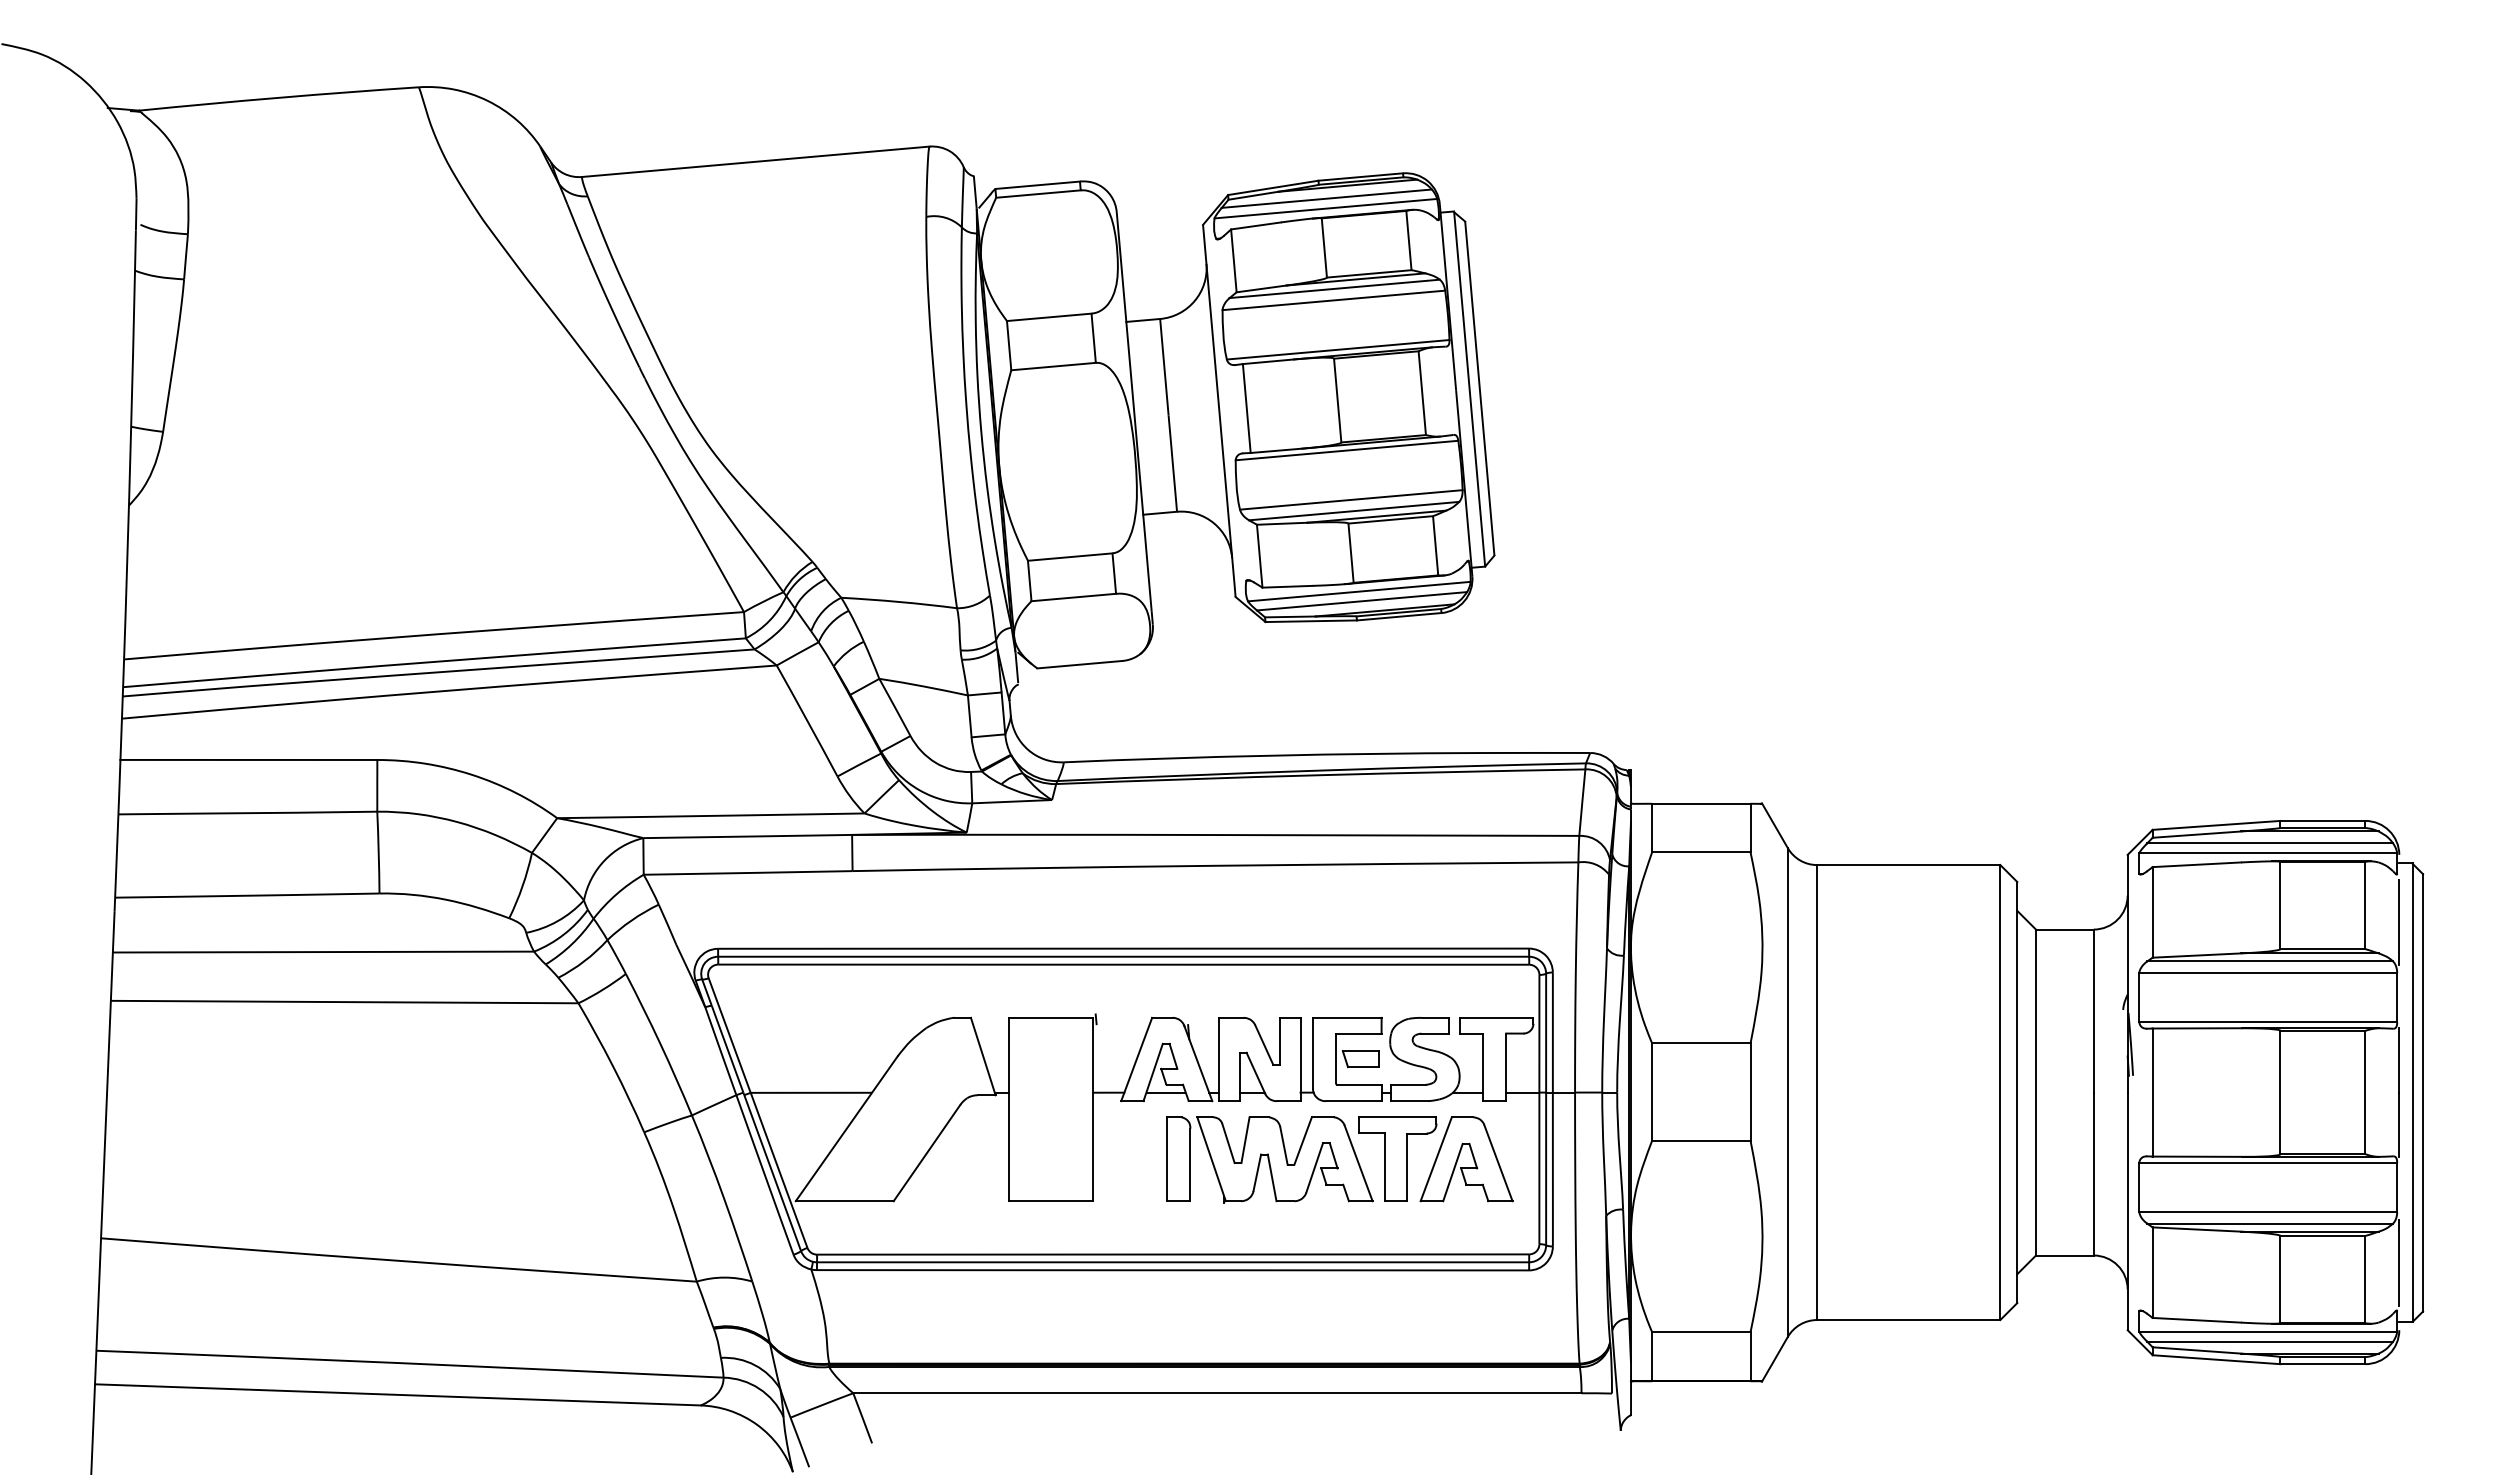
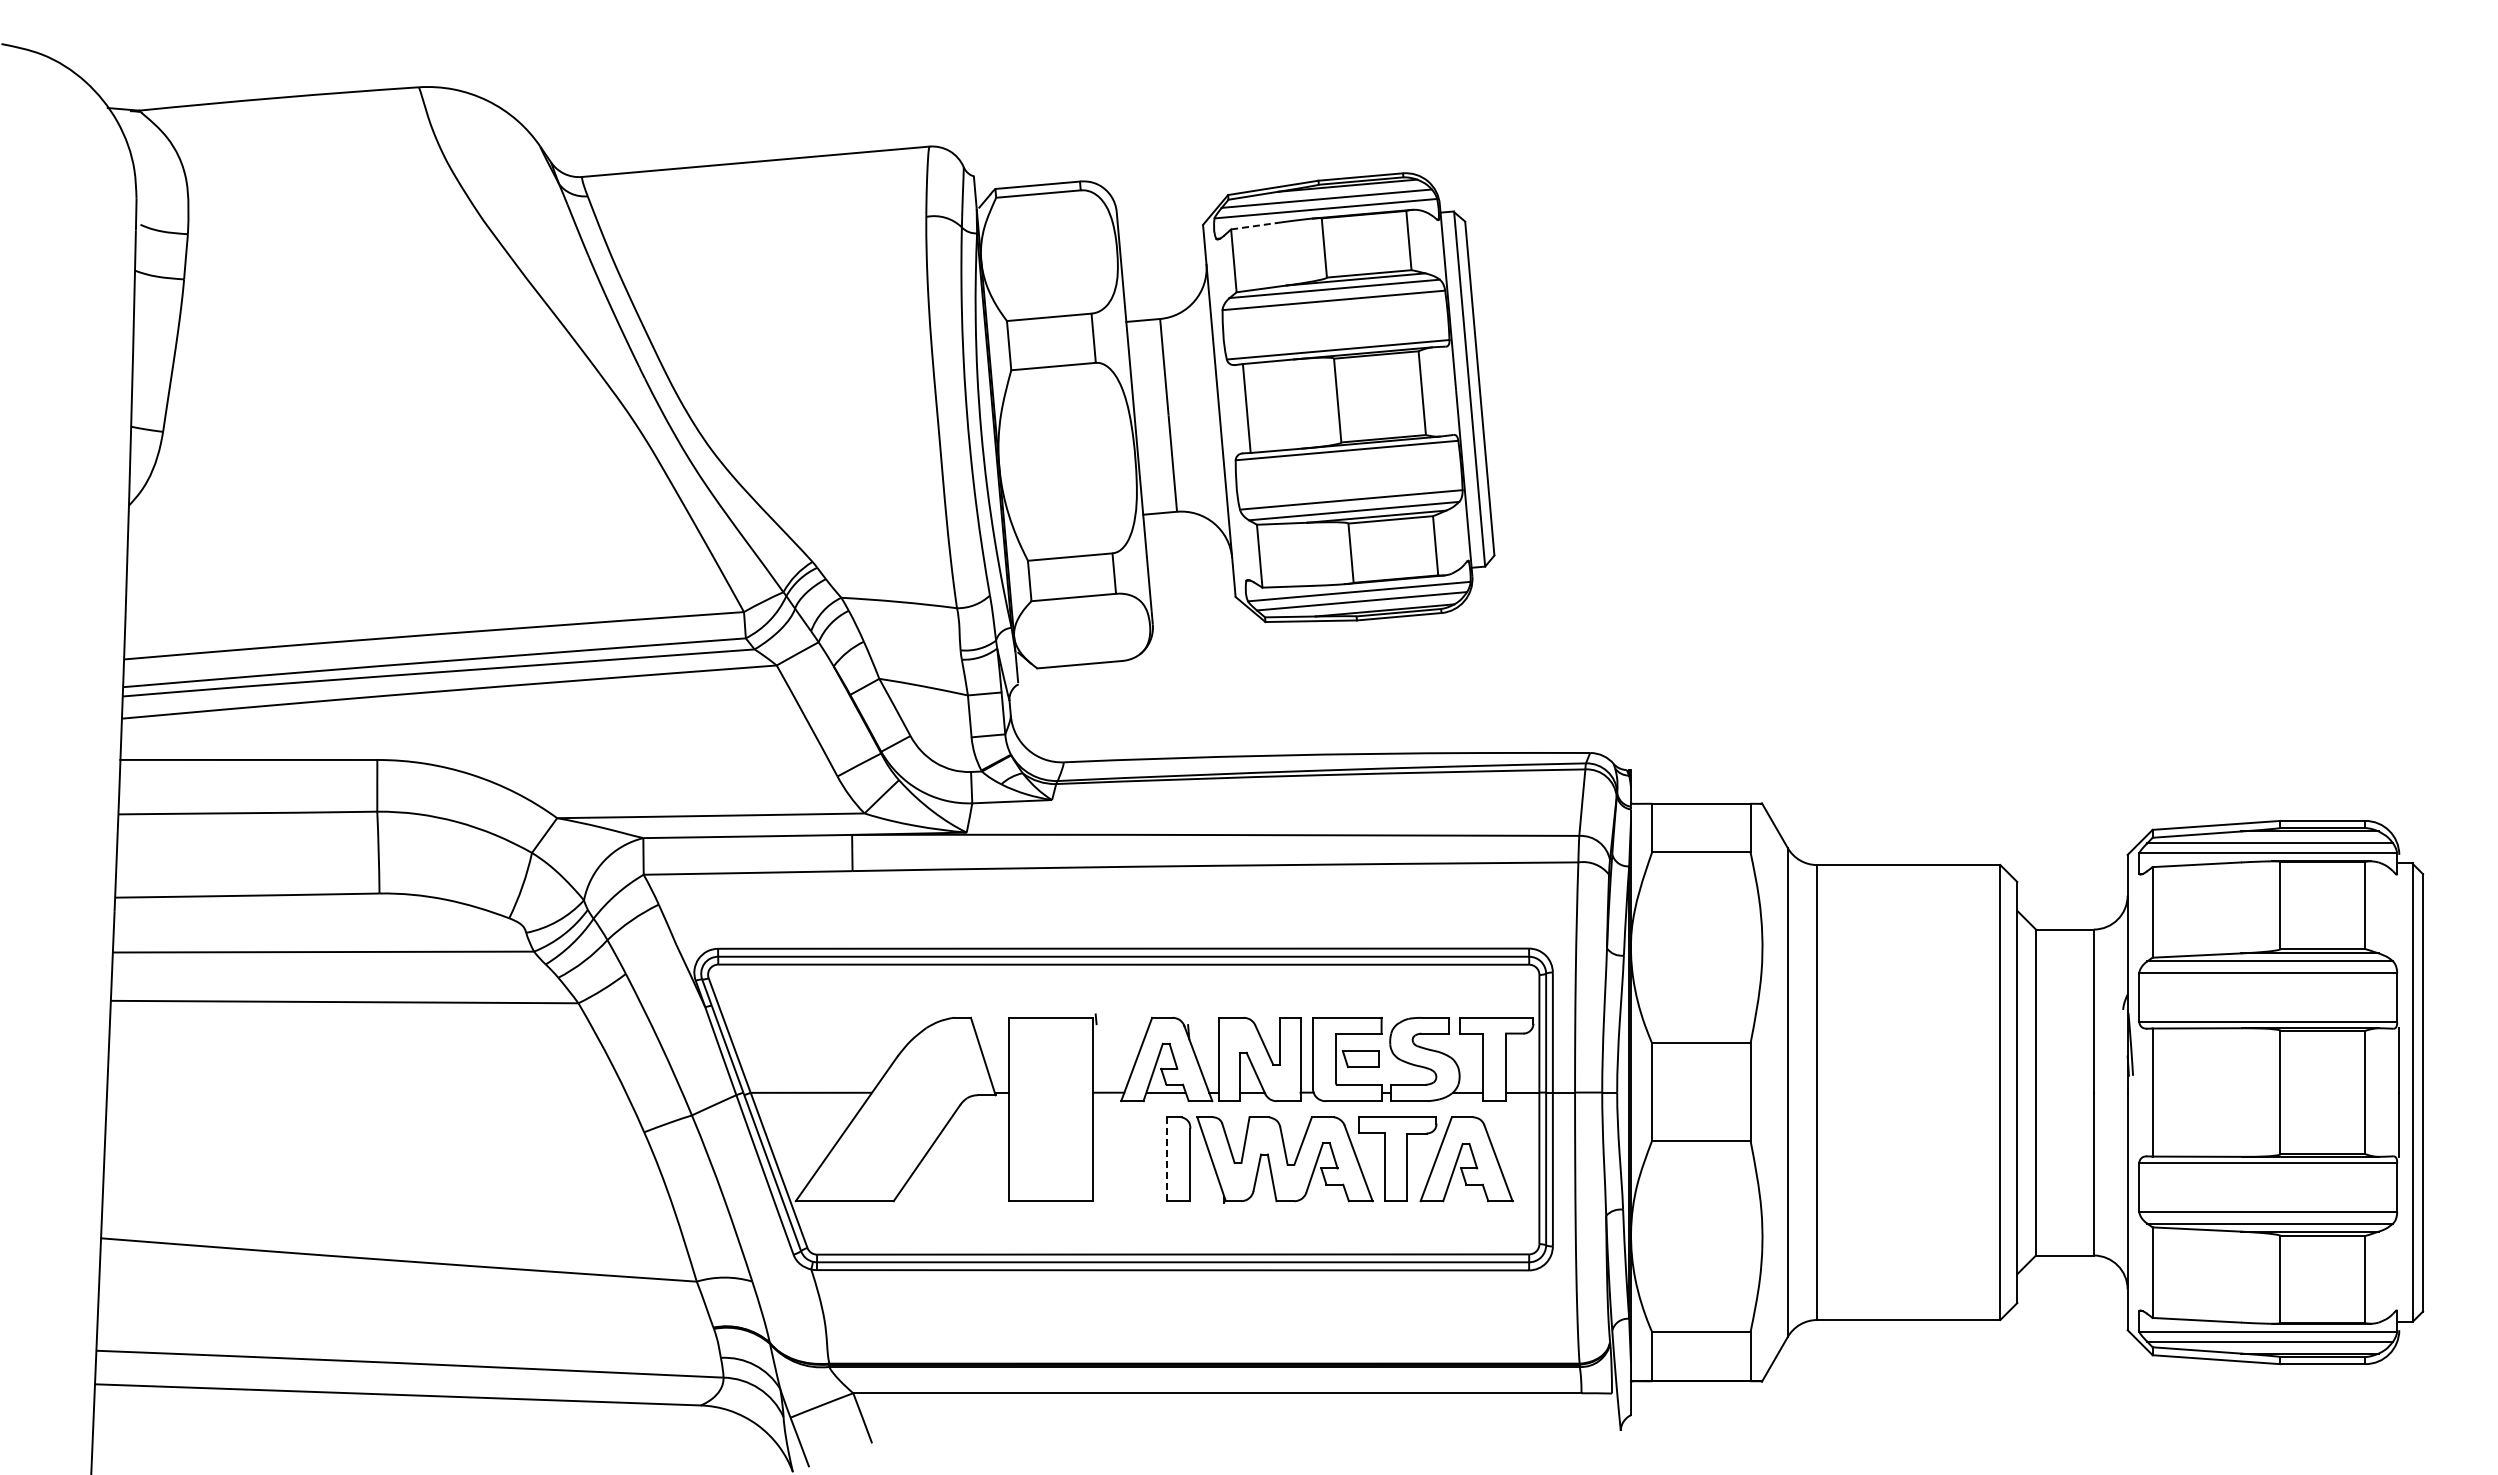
line: solid -> dashed (1256, 225)
line: present -> none (2399, 921)
line: solid -> dashed (1167, 1159)
line: present -> none (2399, 1263)
